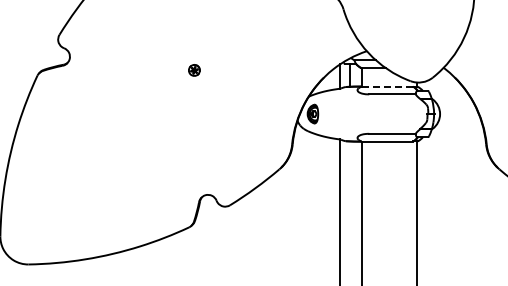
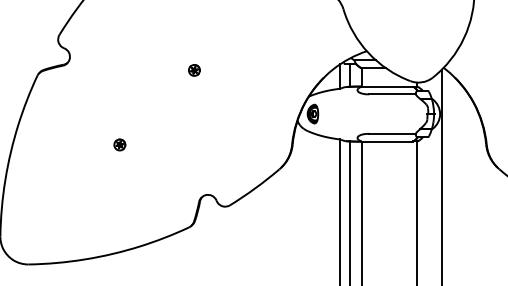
line: dashed -> solid (386, 86)
part: none -> present (119, 144)
line: none -> present (441, 175)
line: none -> present (349, 211)
